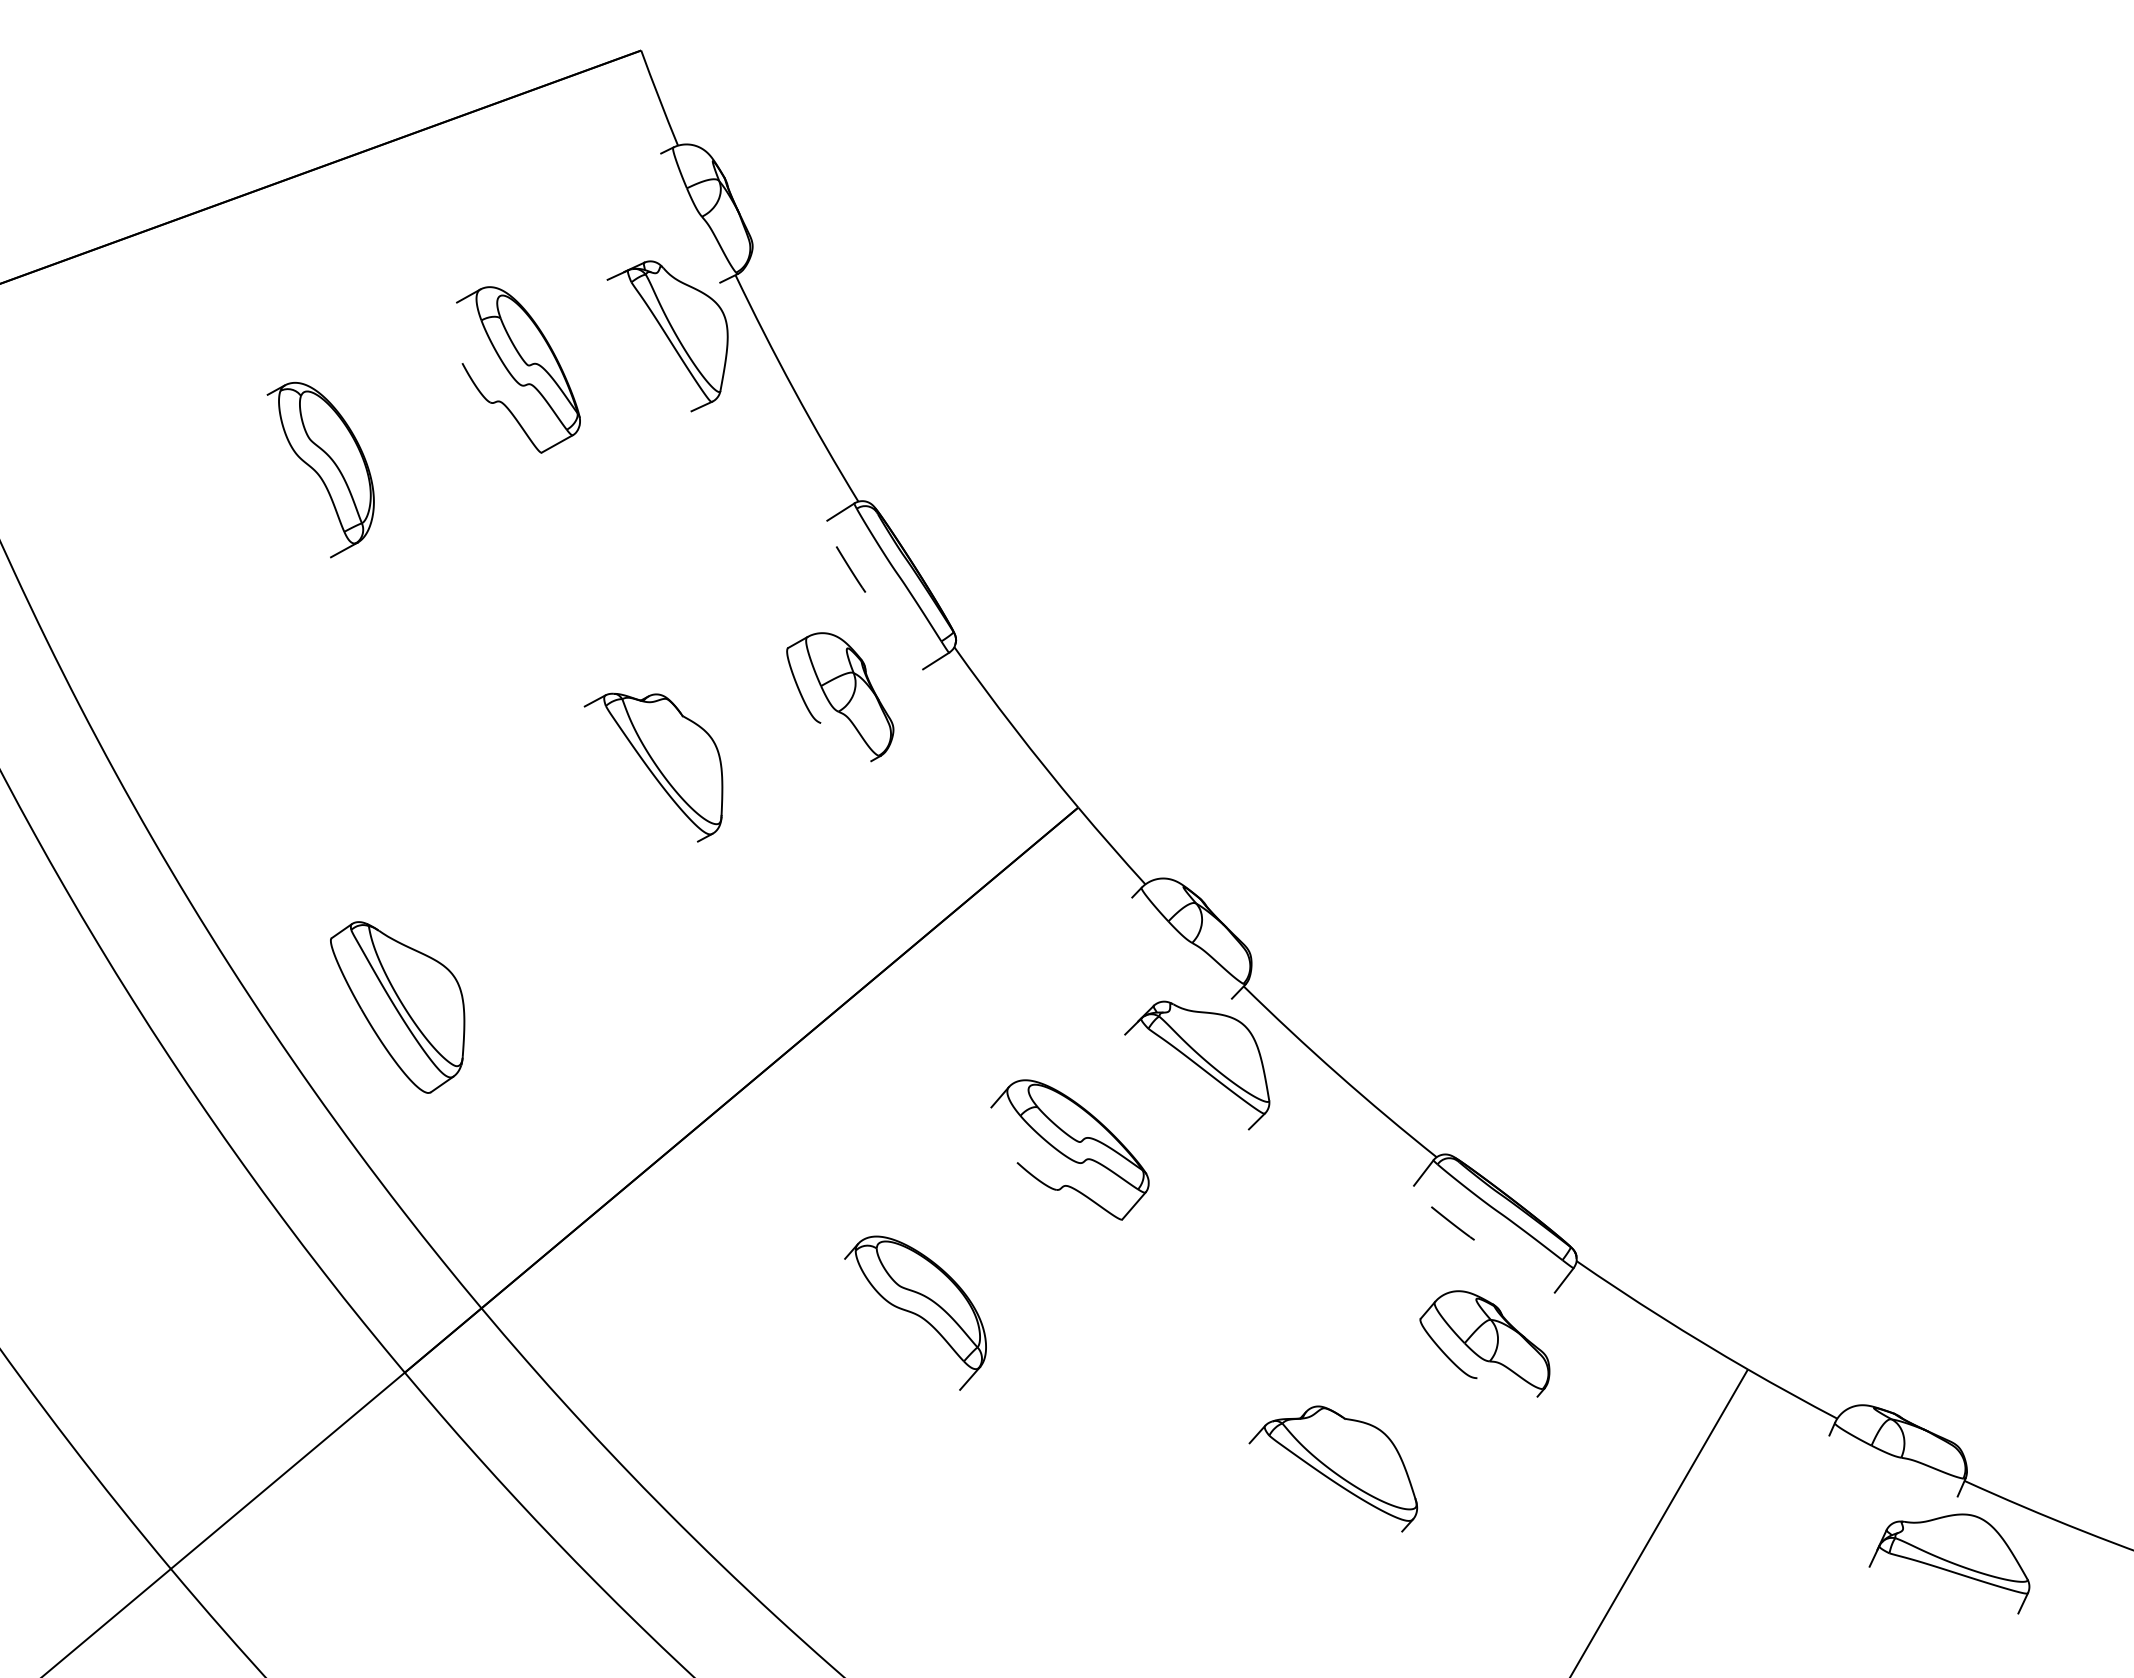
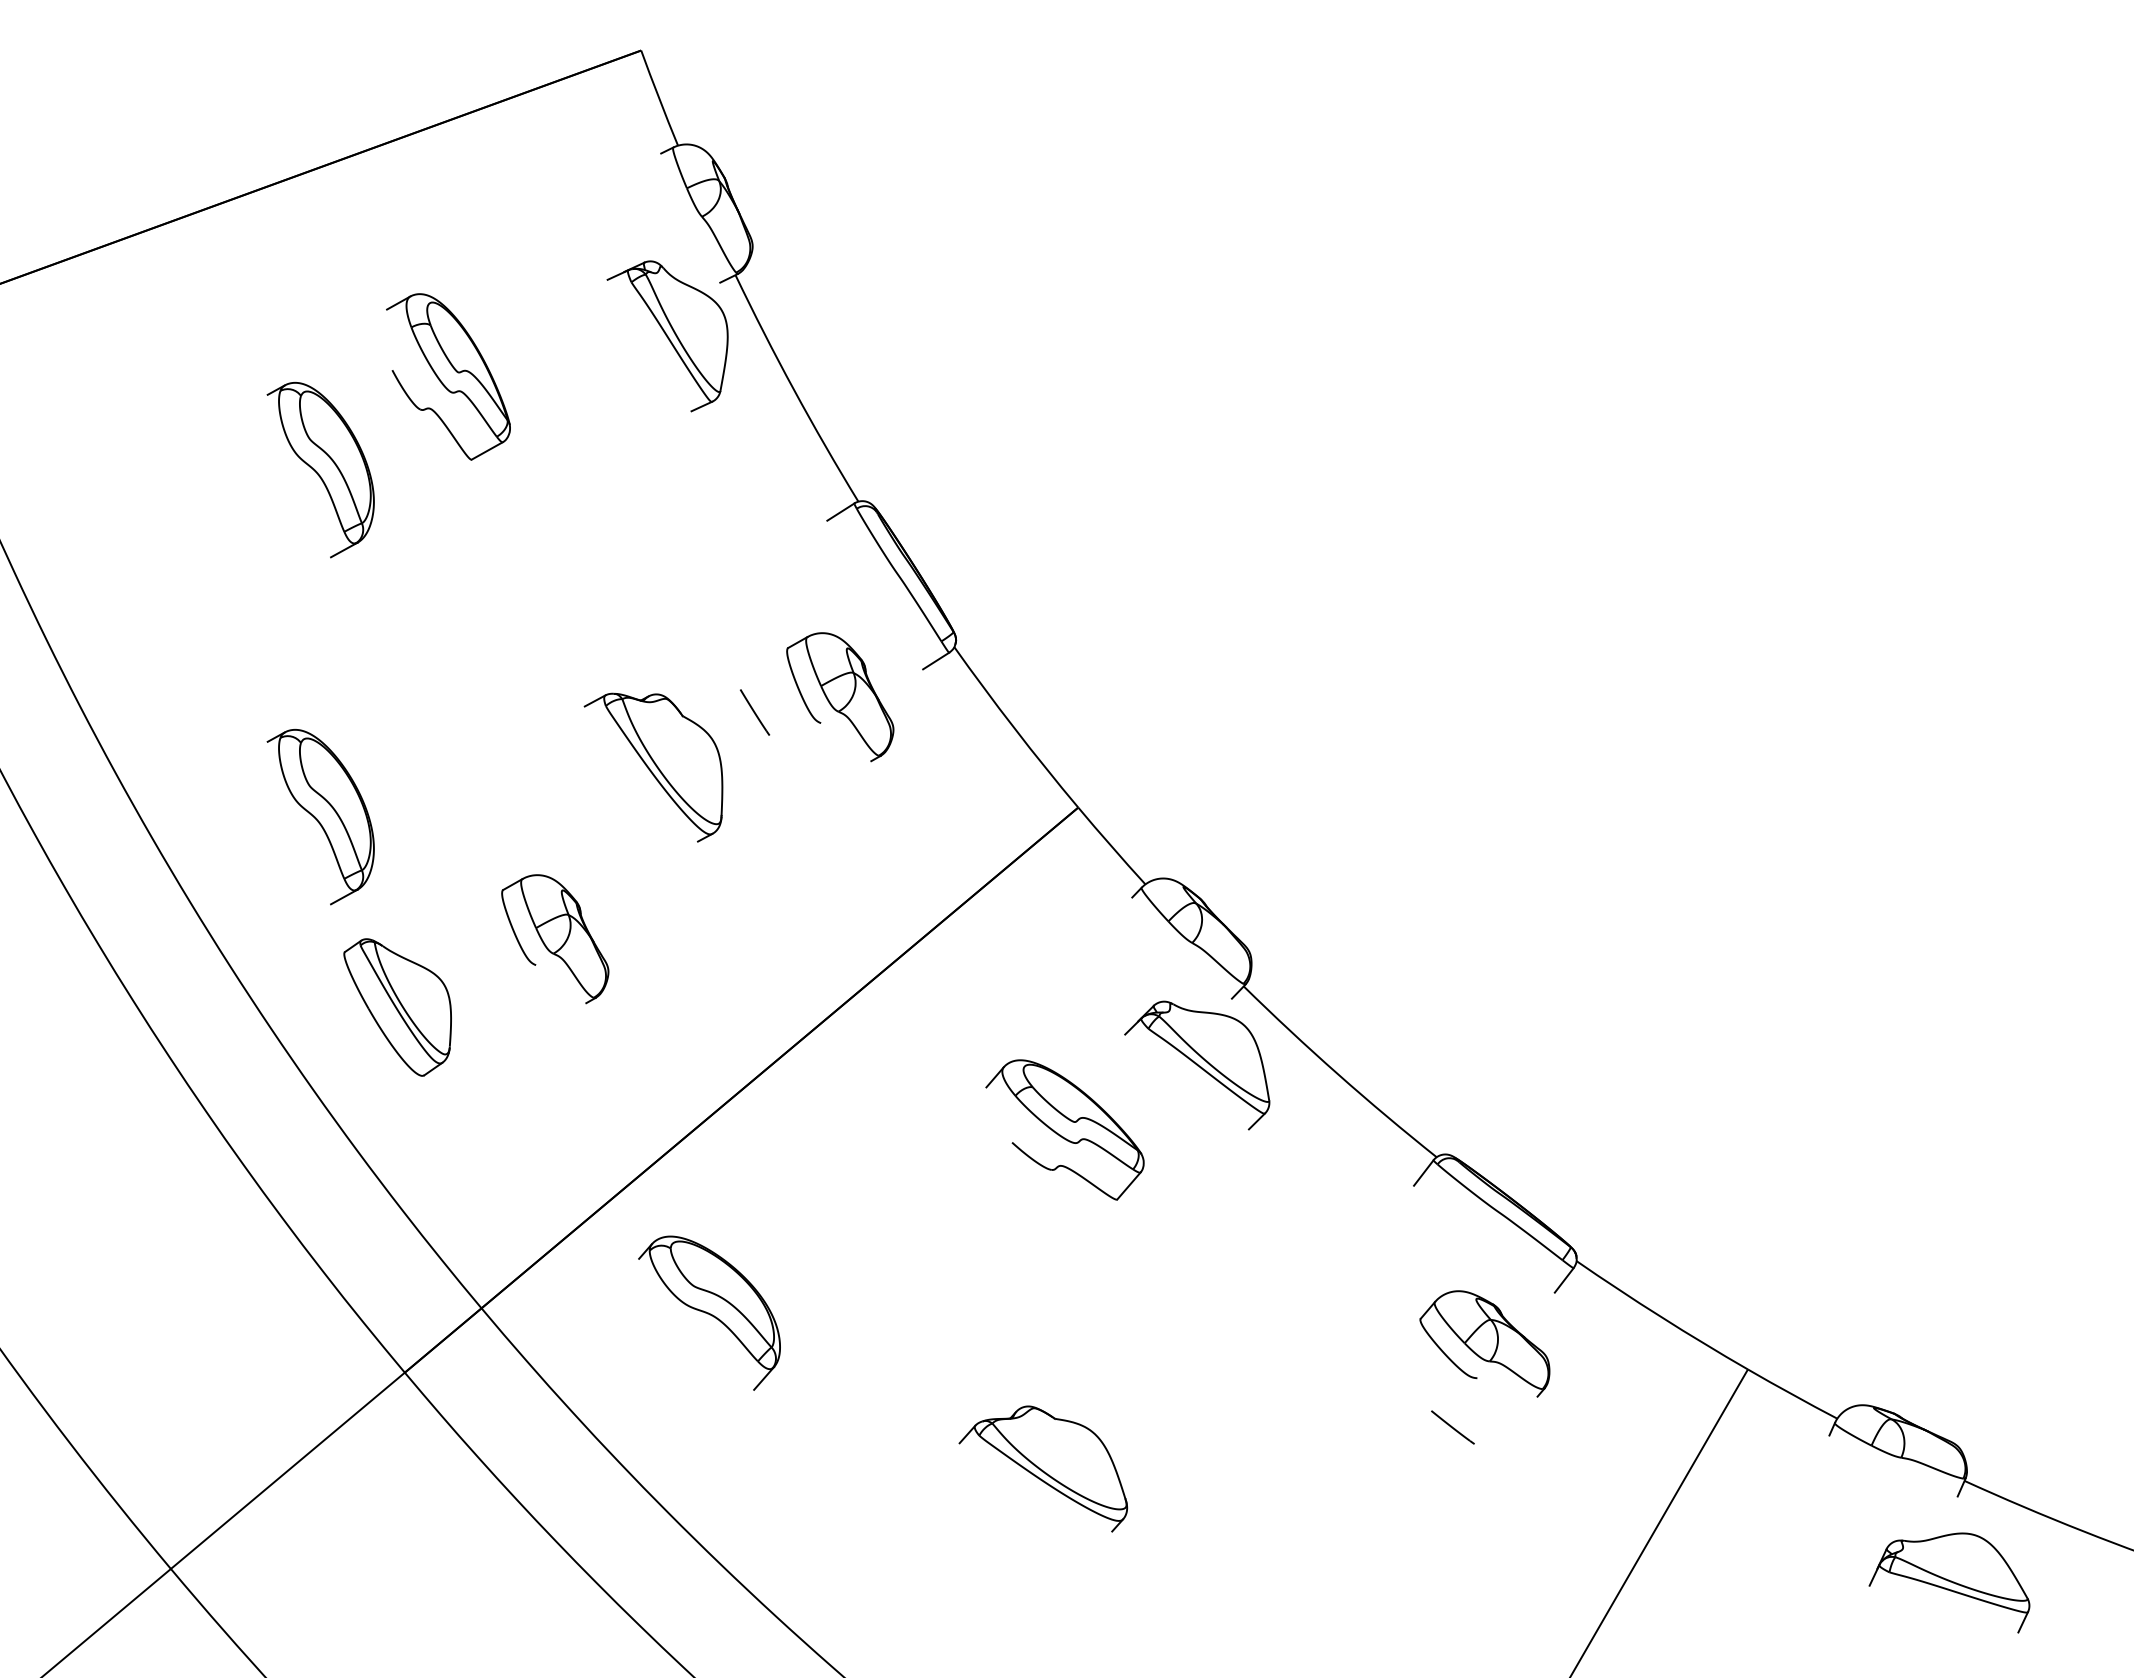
part position: (518, 369) -> (448, 376) (448, 376)
line position: (851, 569) -> (755, 712) (755, 712)
part: none -> present (320, 816)
part: none -> present (555, 939)
part size: 136x173 px -> 109x139 px (397, 1007)
part position: (1069, 1149) -> (1064, 1129) (1064, 1129)
line position: (1452, 1223) -> (1452, 1427) (1452, 1427)
part position: (915, 1312) -> (709, 1312) (709, 1312)
part position: (1333, 1468) -> (1043, 1468) (1043, 1468)
part position: (1949, 1563) -> (1949, 1582) (1949, 1582)
